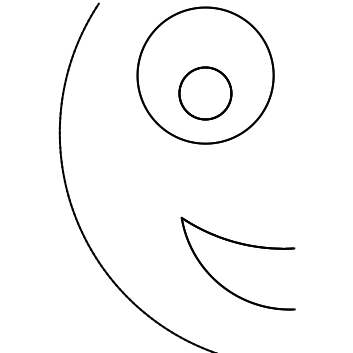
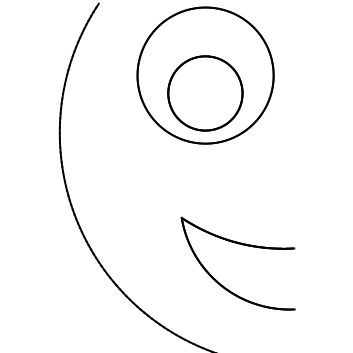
part size: 55x55 px -> 77x77 px (205, 93)
